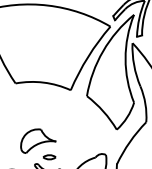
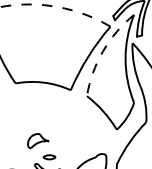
arc: solid -> dashed (56, 6)
arc: solid -> dashed (103, 51)
part size: 37x26 px -> 23x17 px (38, 141)
